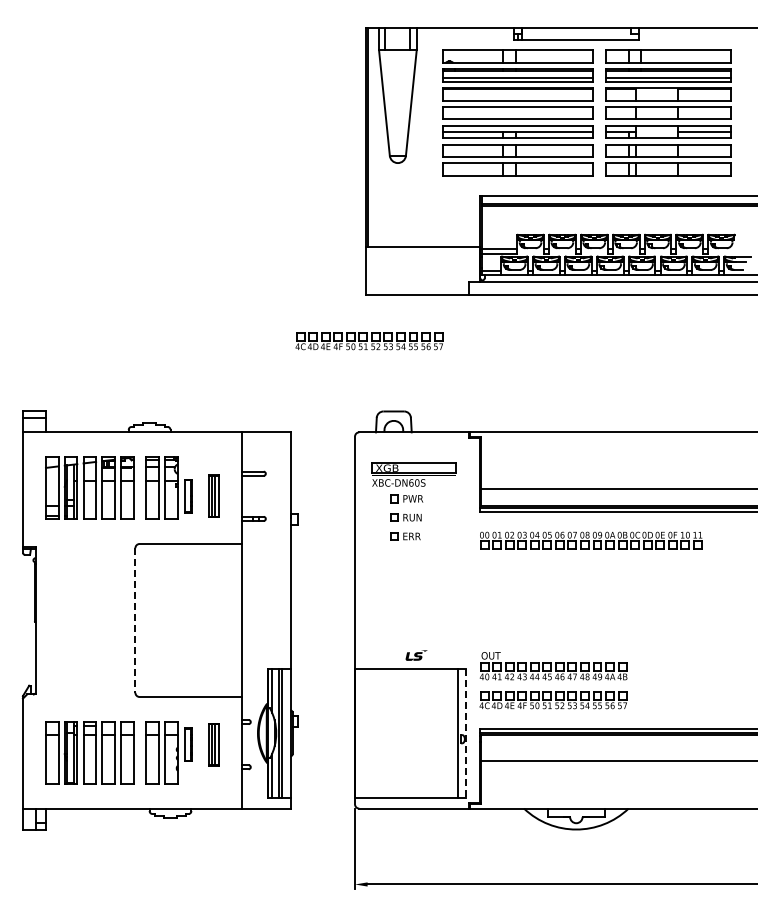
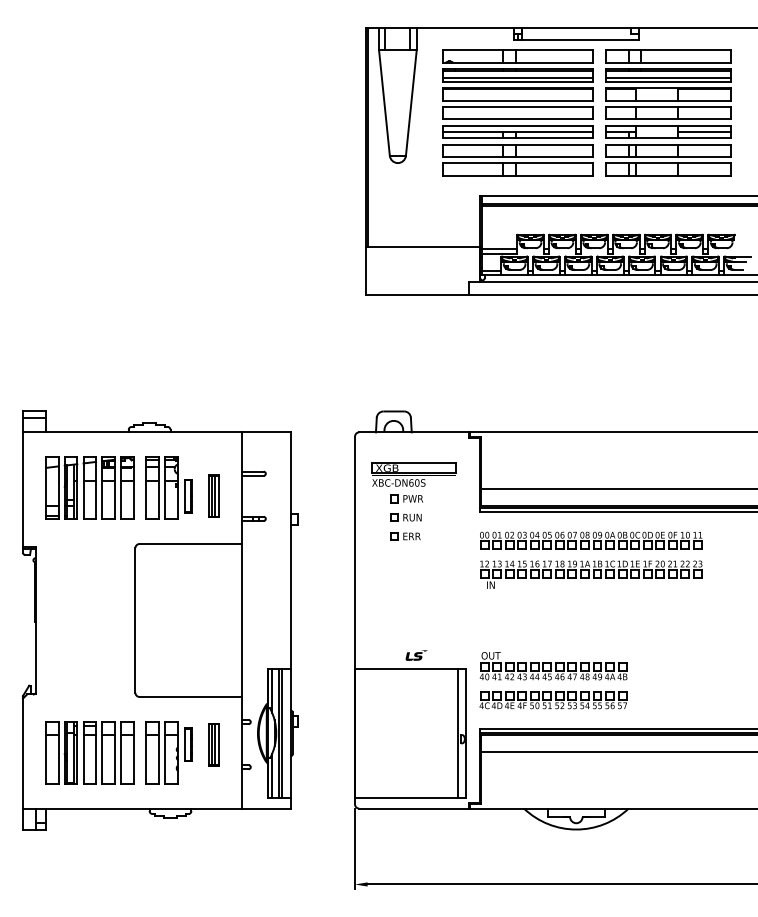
part: present -> none (369, 341)
part: none -> present (591, 574)
line: dashed -> solid (135, 620)
line: dashed -> solid (466, 733)
line position: (617, 760) -> (617, 751) (617, 751)
